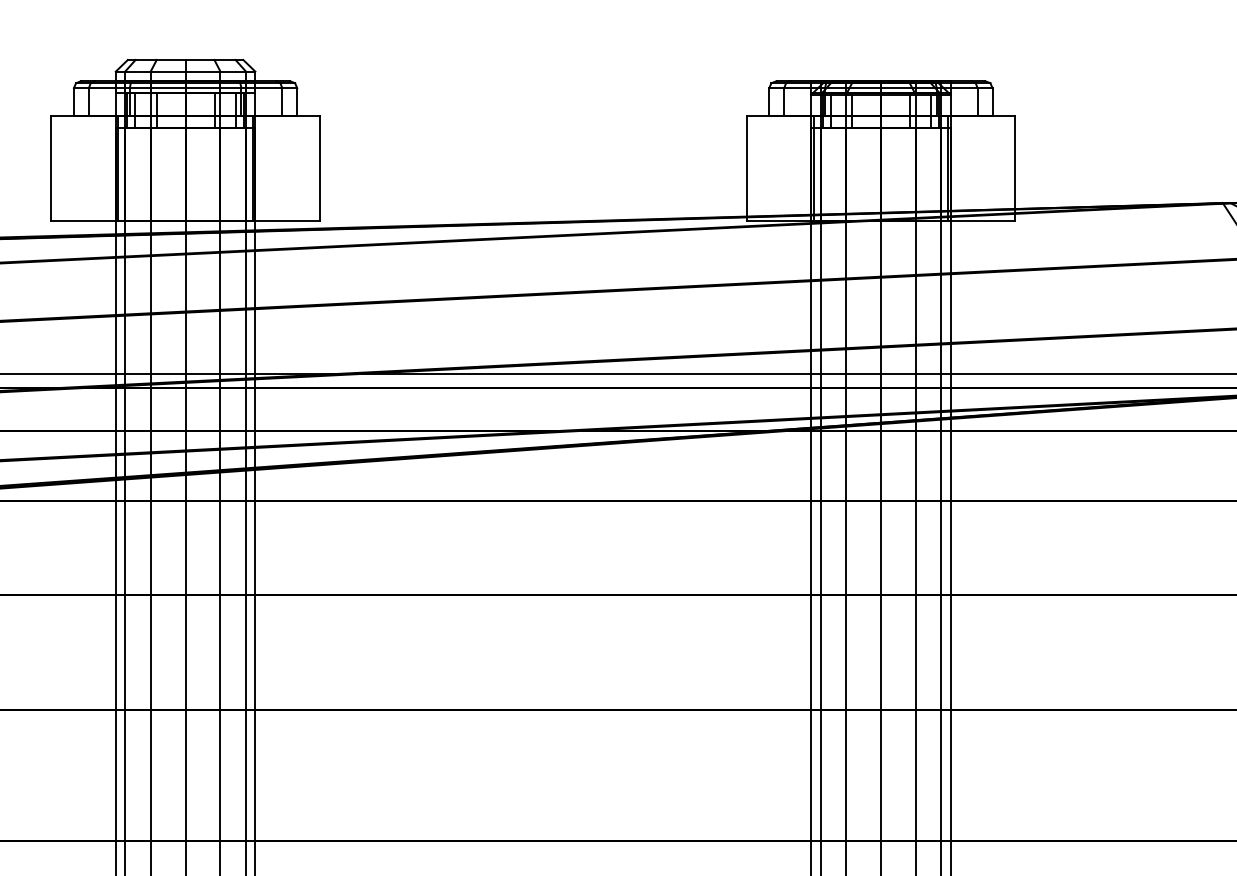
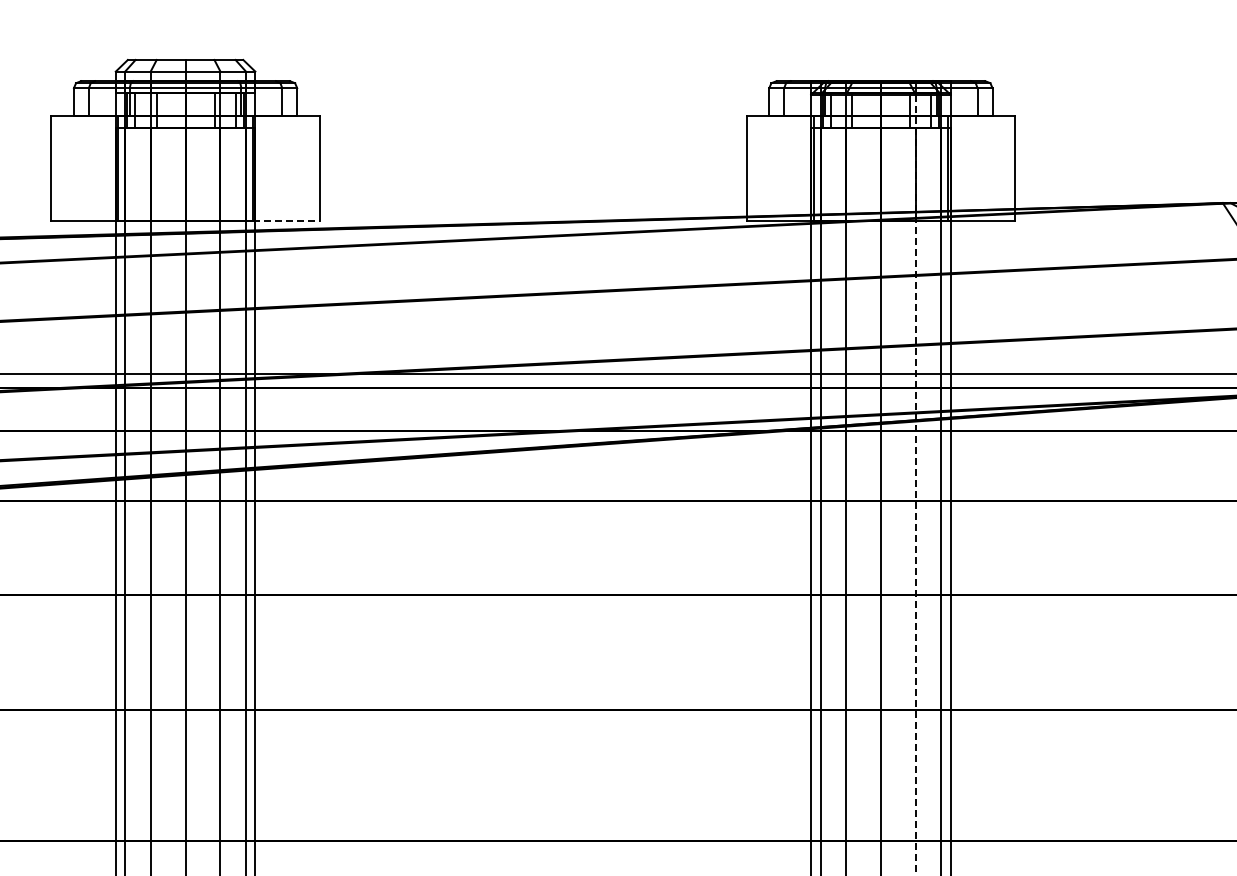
line: solid -> dashed (286, 220)
line: solid -> dashed (915, 485)
